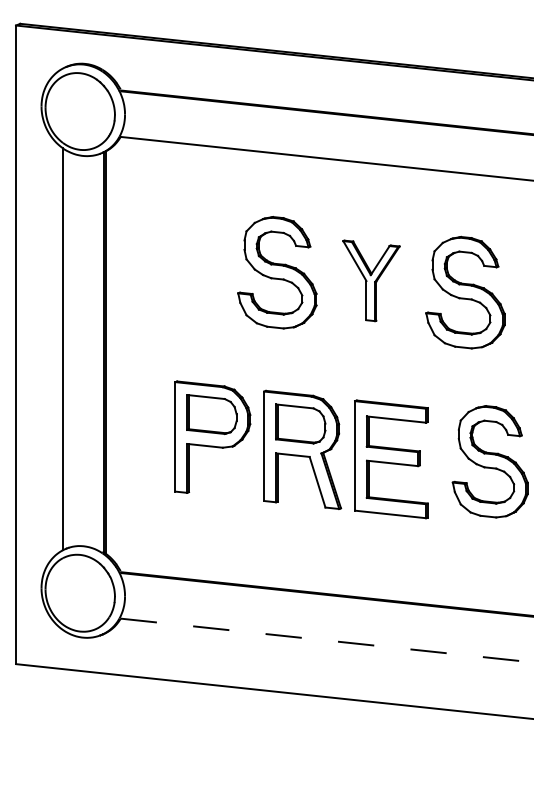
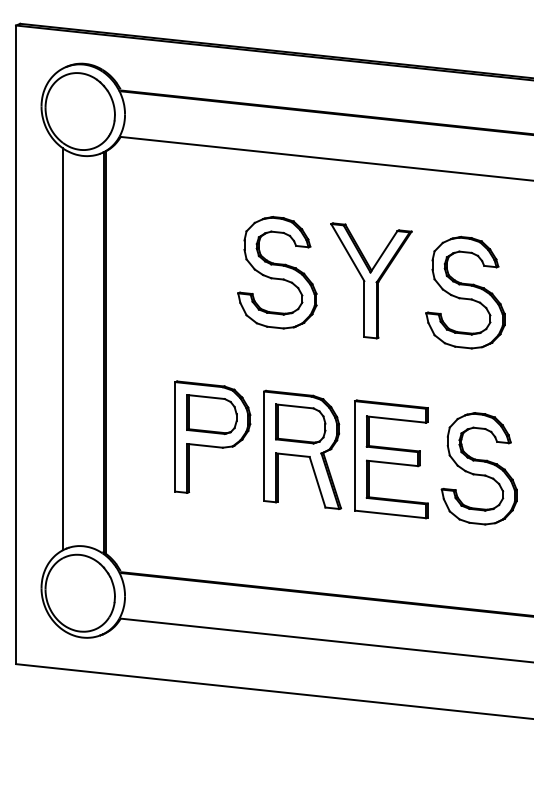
part size: 59x84 px -> 83x118 px (371, 280)
part position: (489, 461) -> (478, 468) (478, 468)
line: dashed -> solid (327, 640)
